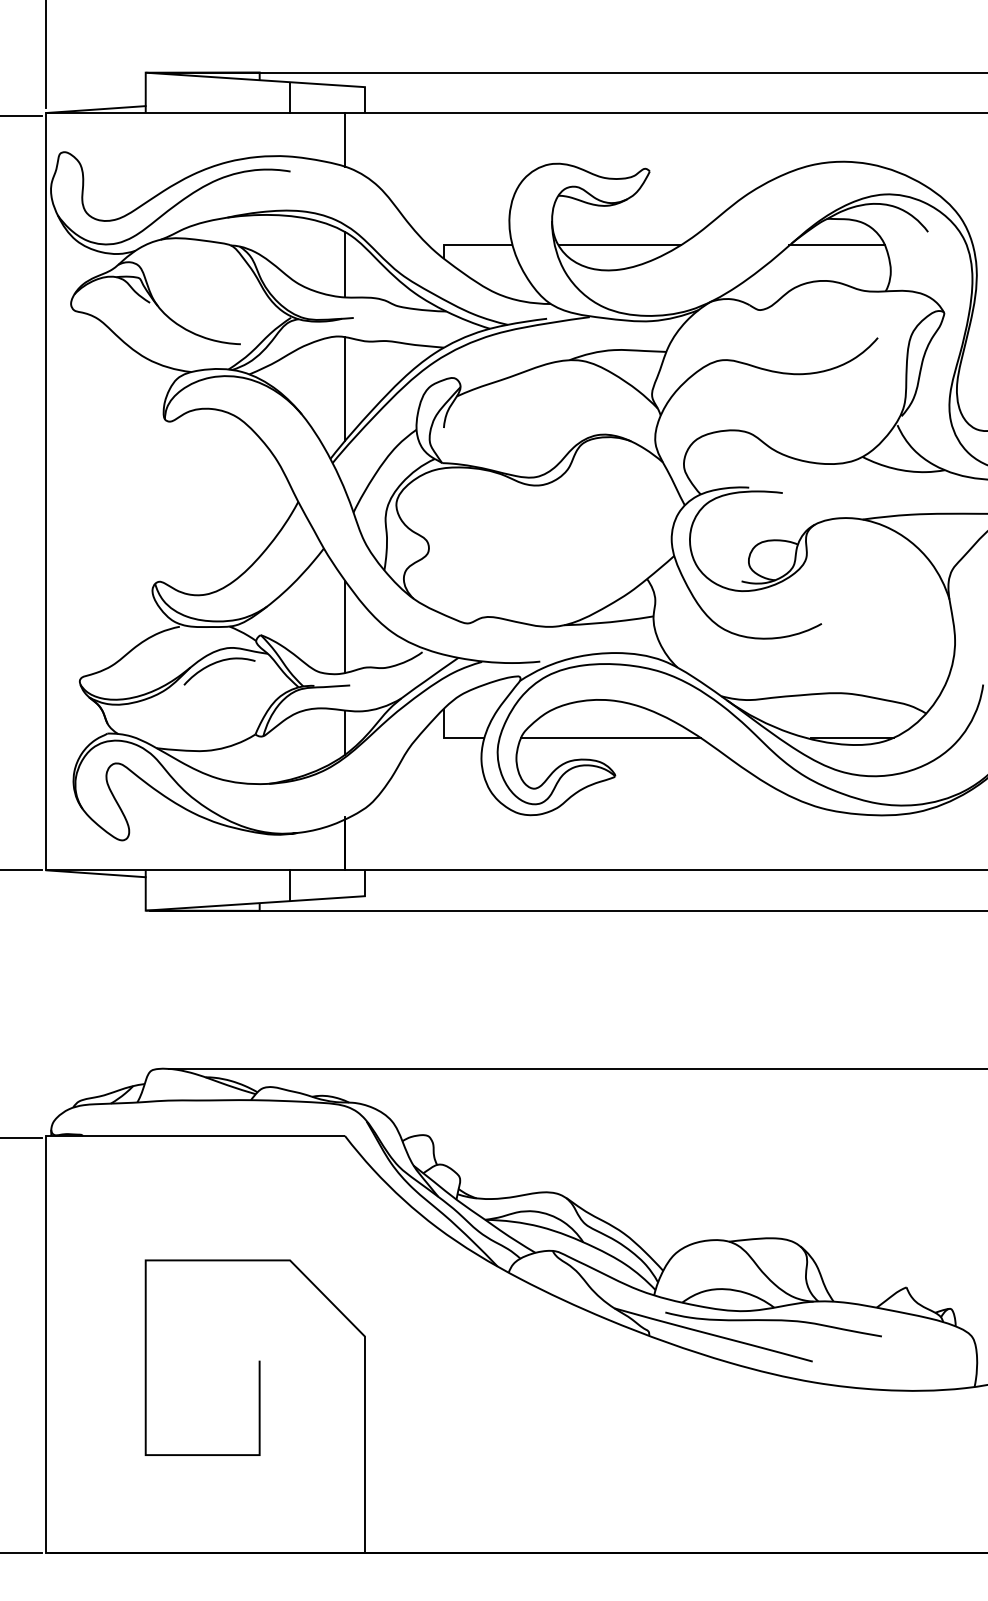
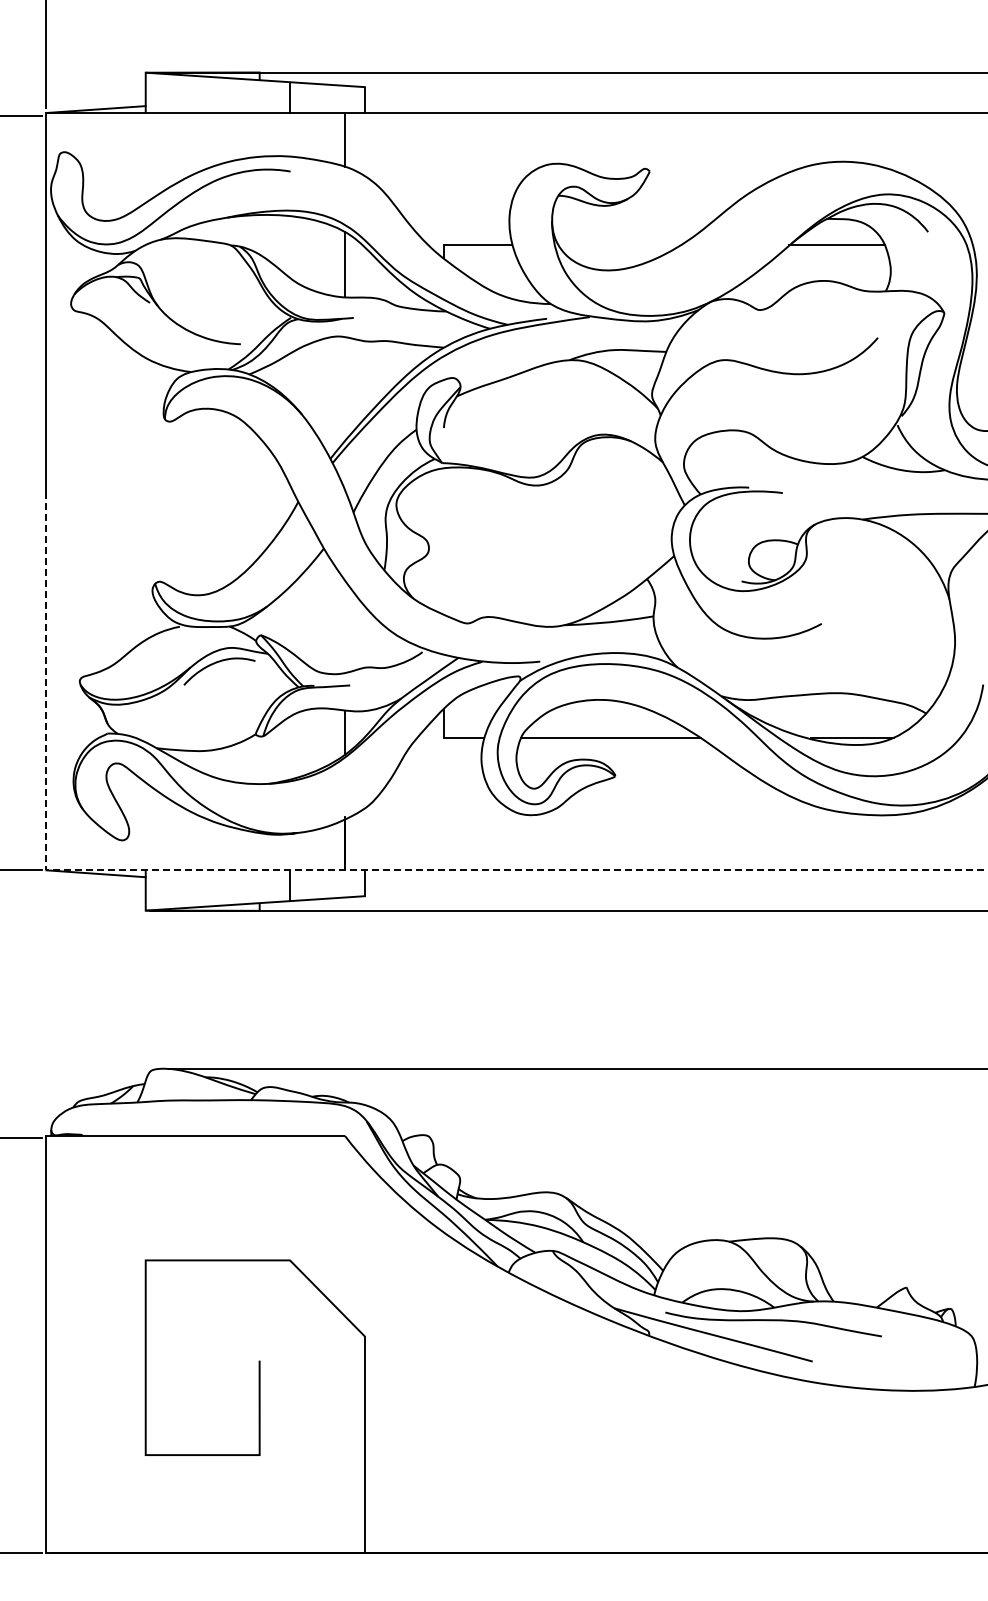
line: present -> none (619, 245)
line: present -> none (345, 388)
line: present -> none (345, 626)
line: solid -> dashed (327, 870)
